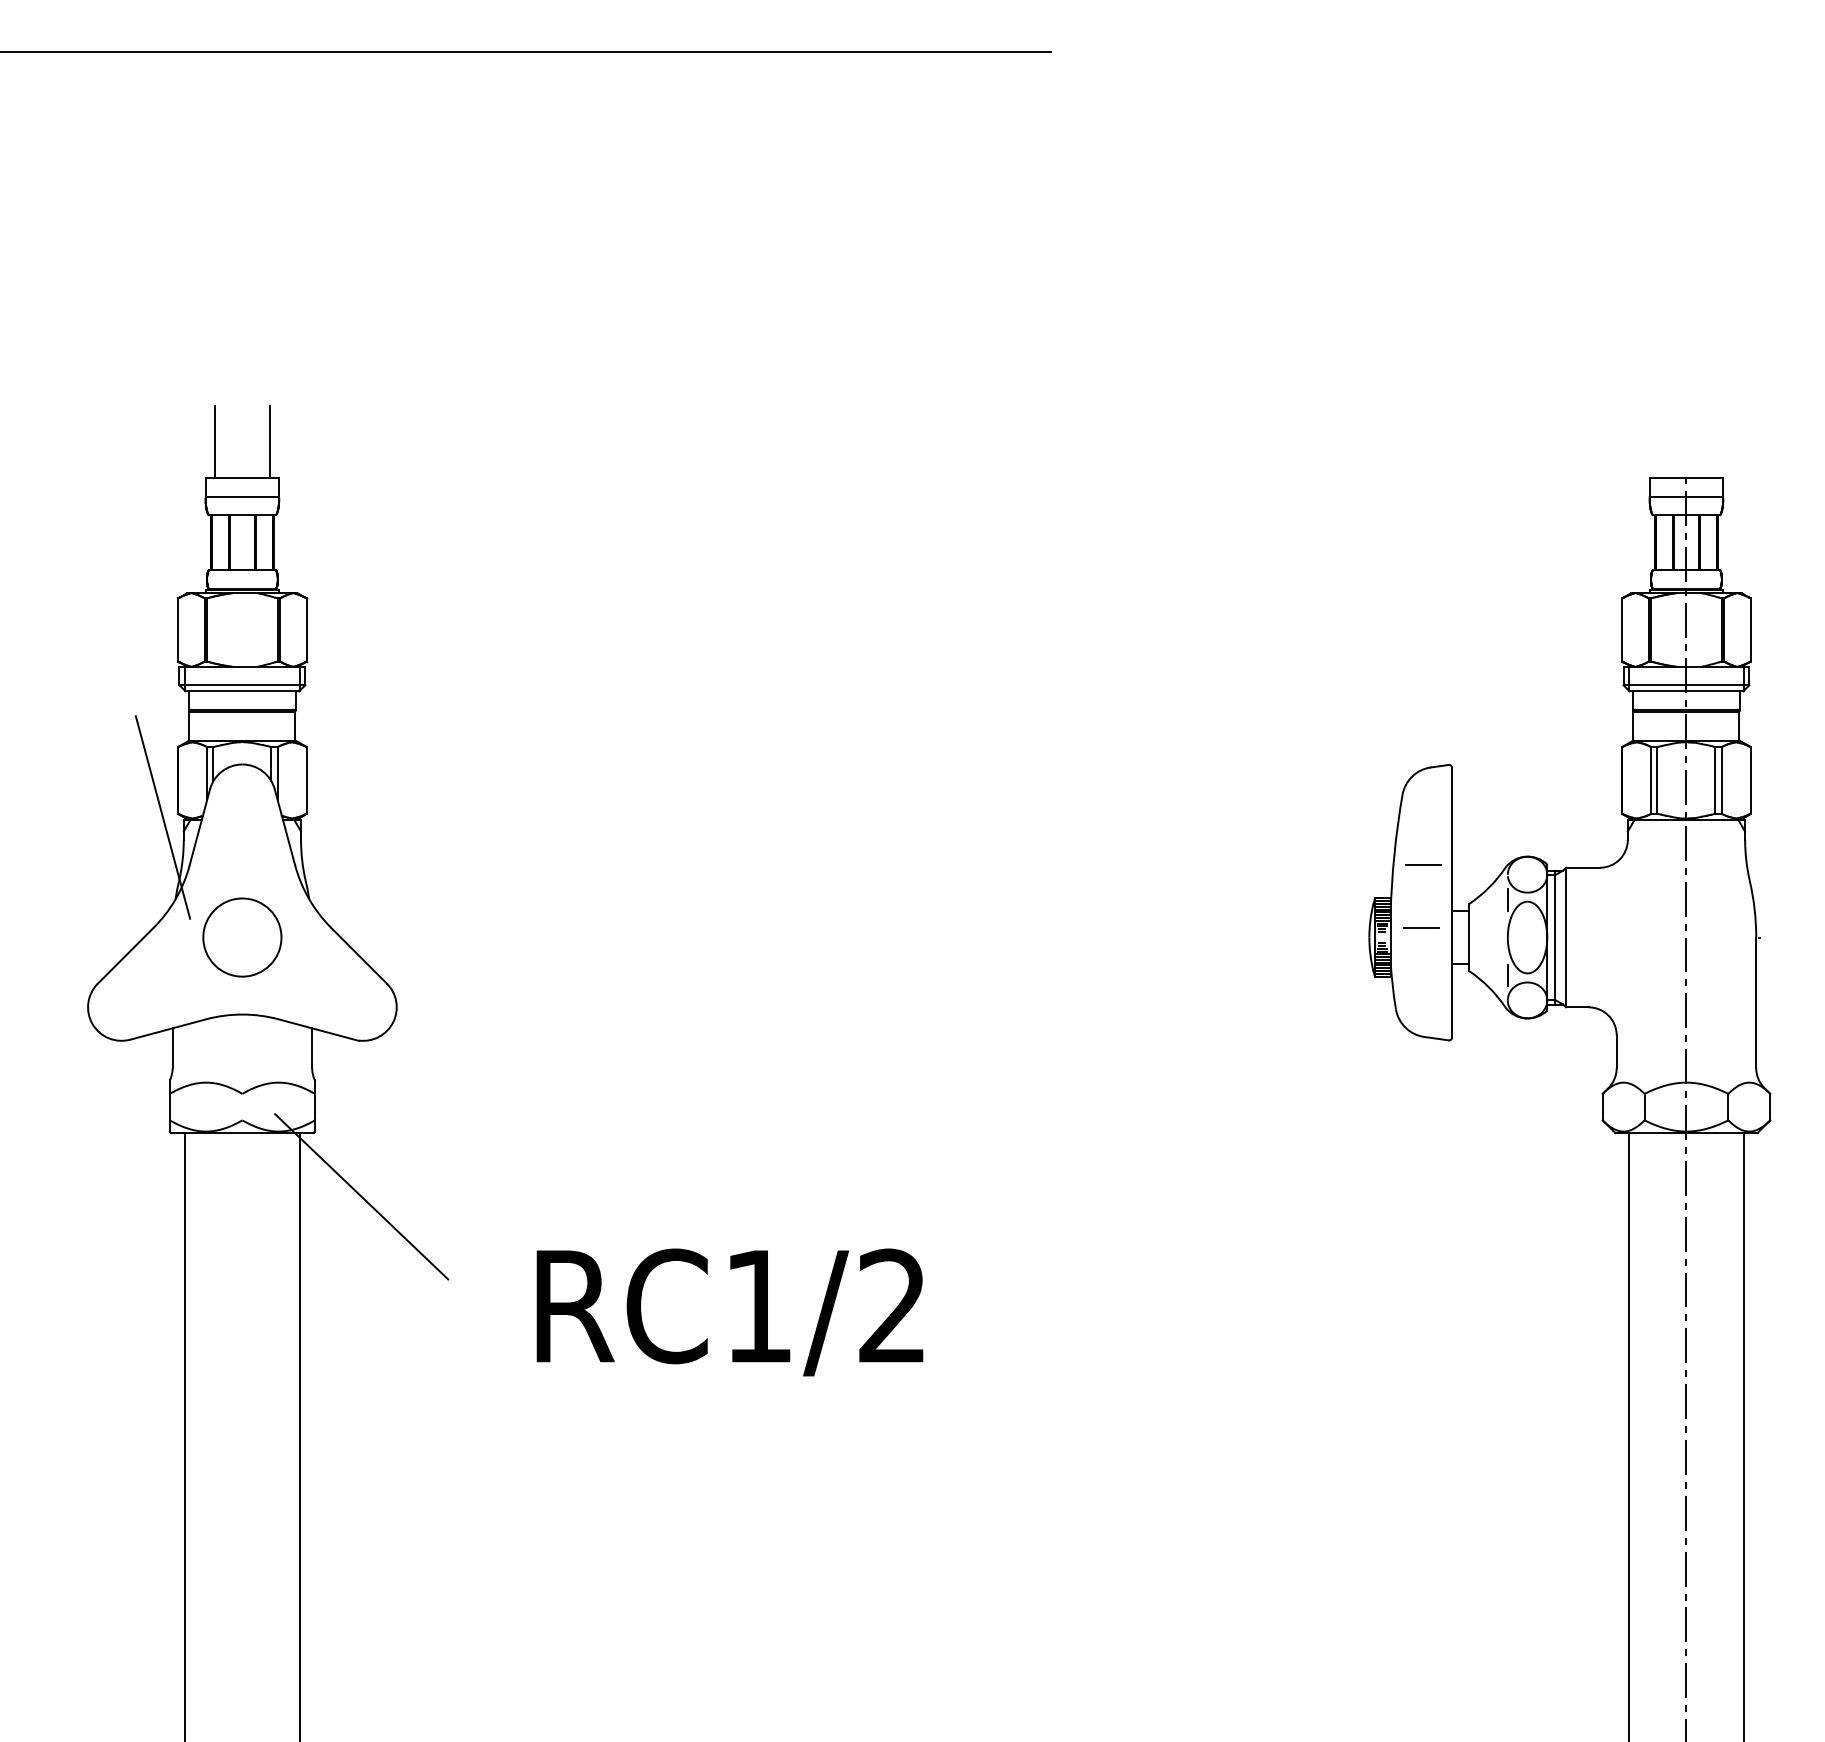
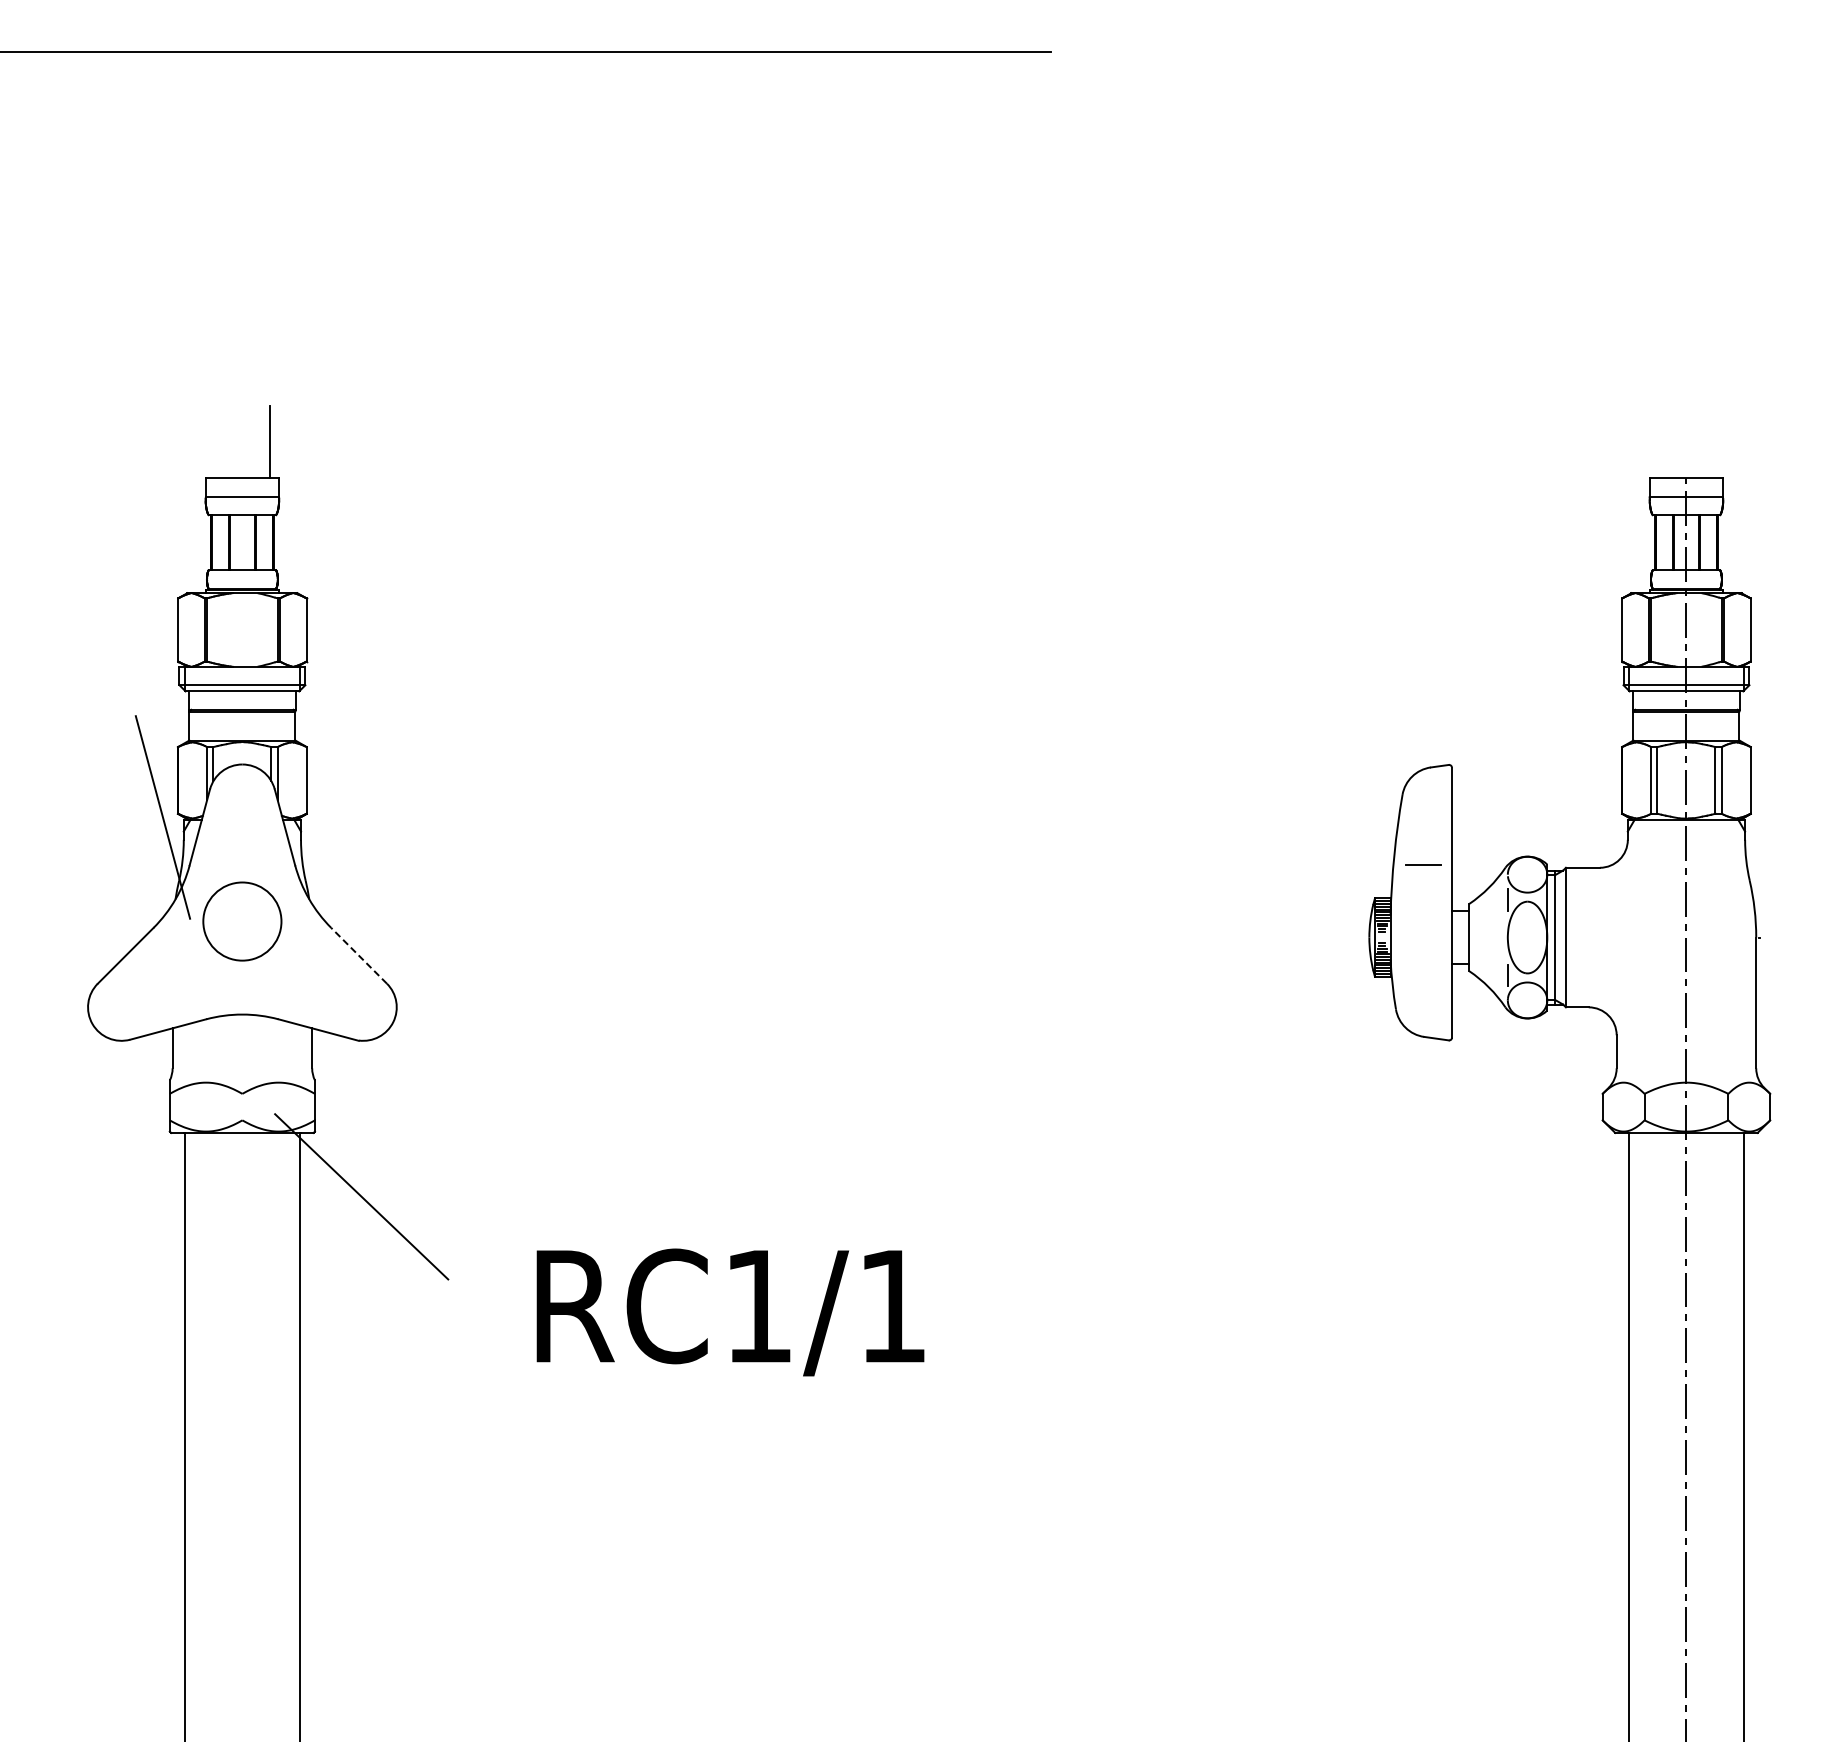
line: present -> none (214, 442)
line: present -> none (1421, 927)
circle position: (242, 937) -> (242, 921) (242, 921)
line: solid -> dashed (358, 955)
text: RC1/2 -> RC1/1 (891, 1305)
